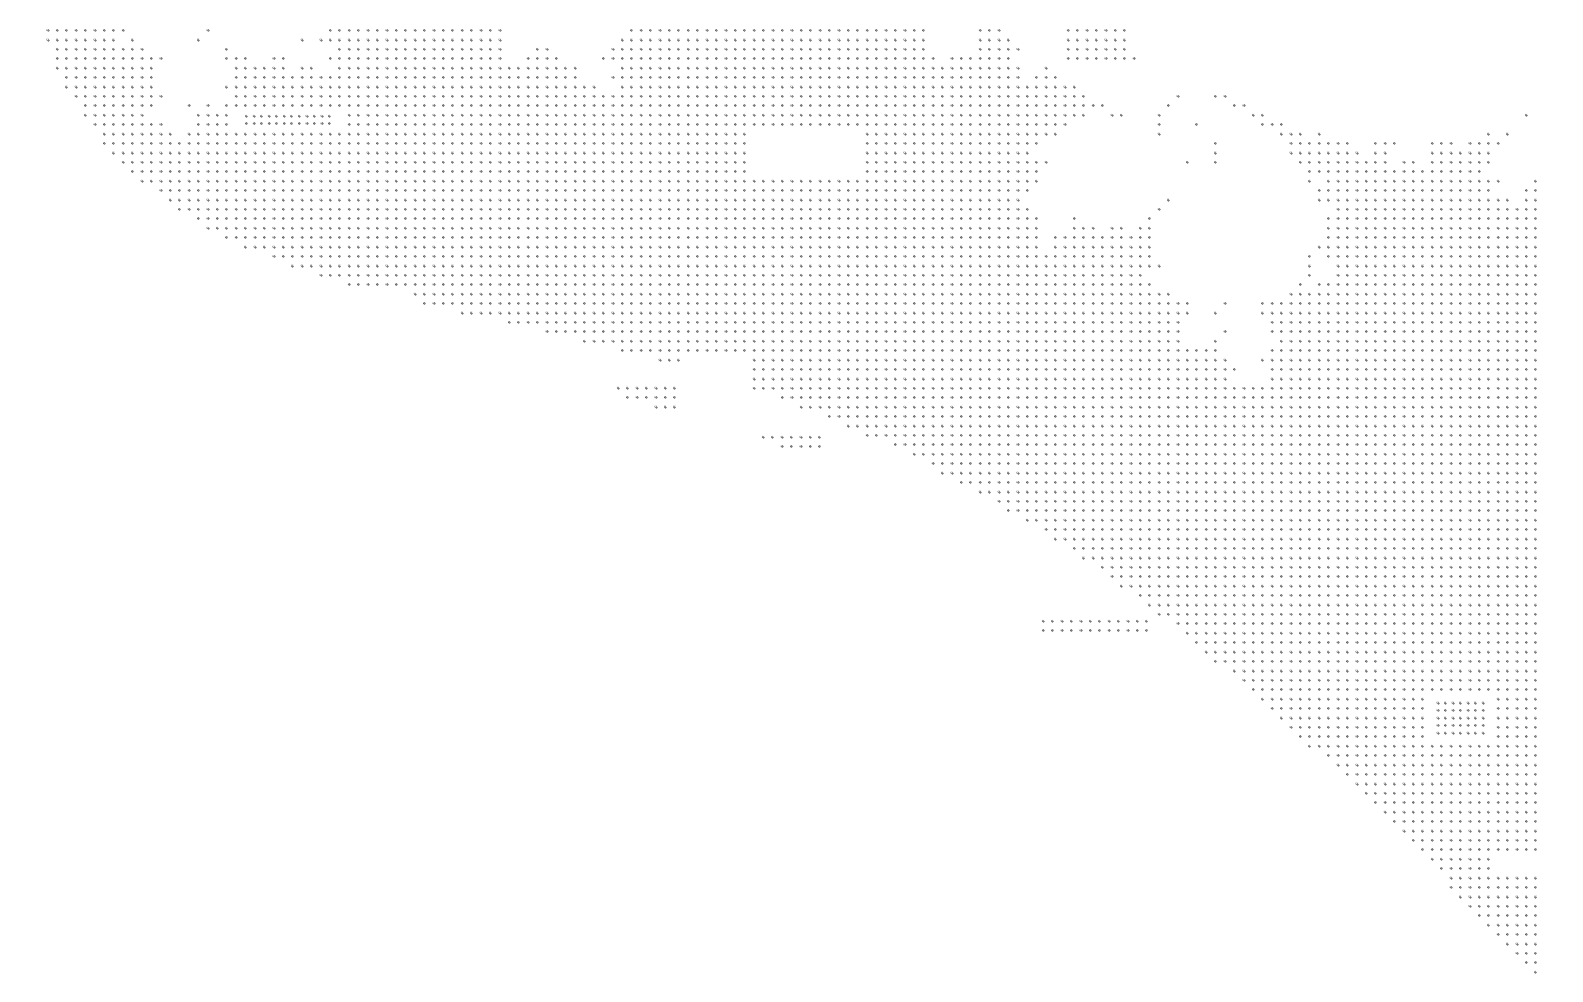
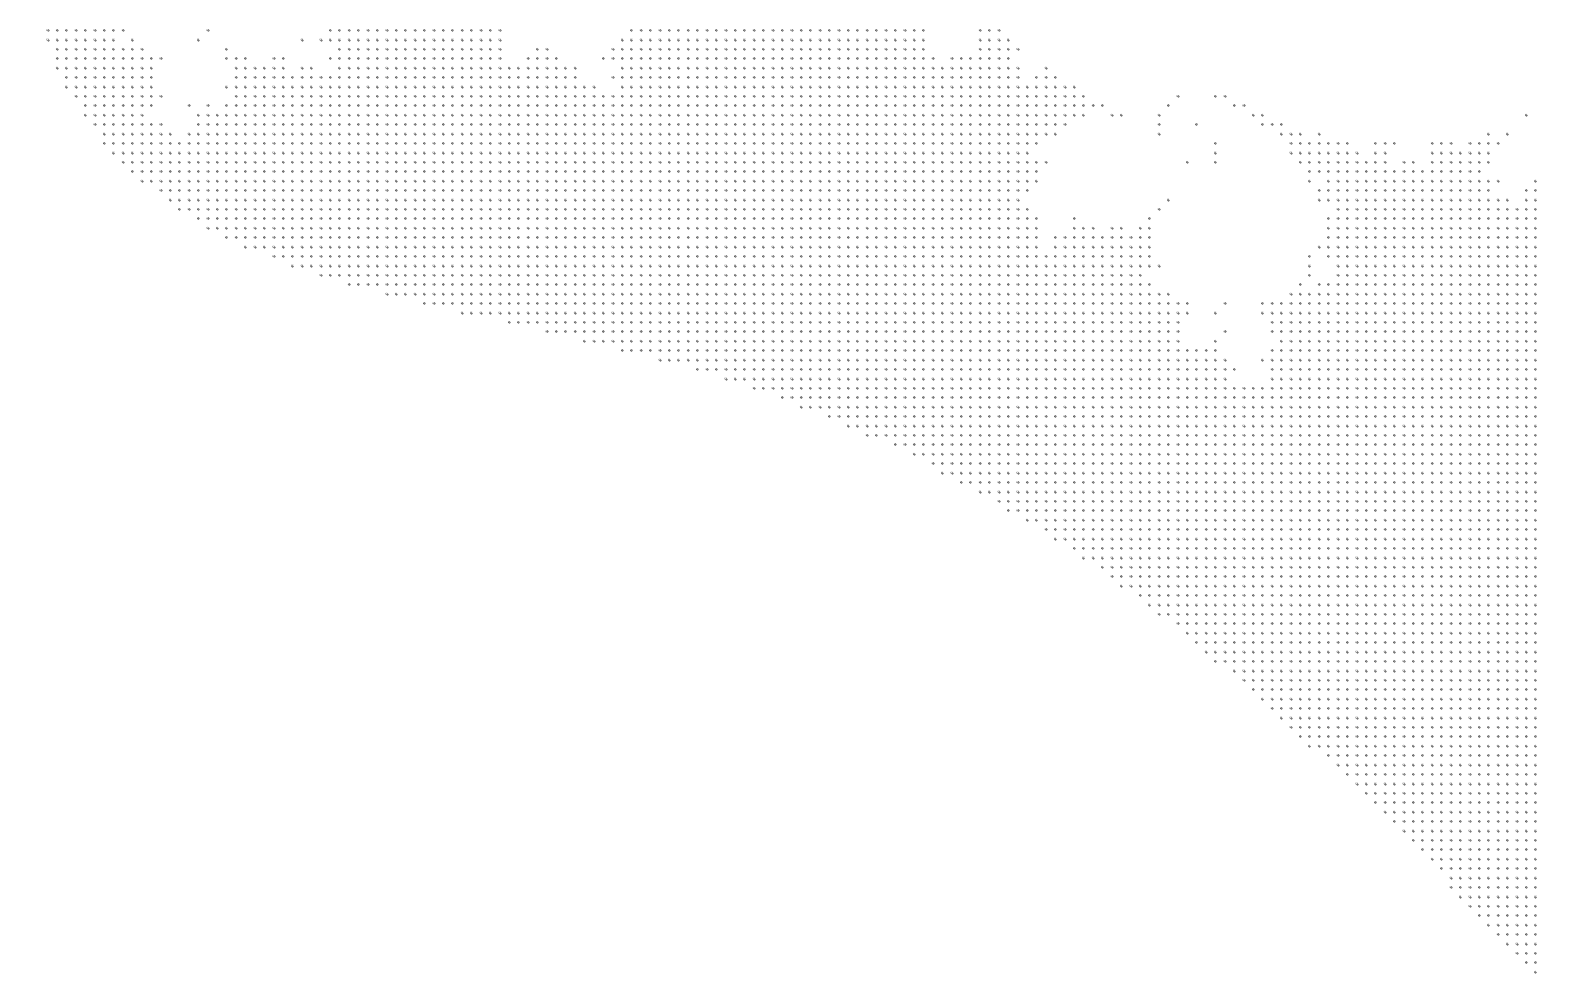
part: present -> none (1101, 44)
part size: 86x10 px -> 106x12 px (287, 119)
part: none -> present (805, 152)
part: none -> present (395, 294)
part position: (646, 397) -> (716, 369) (716, 369)
part: present -> none (791, 441)
part: present -> none (1094, 625)
part size: 49x34 px -> 59x40 px (1460, 717)
part: none -> present (1516, 863)
